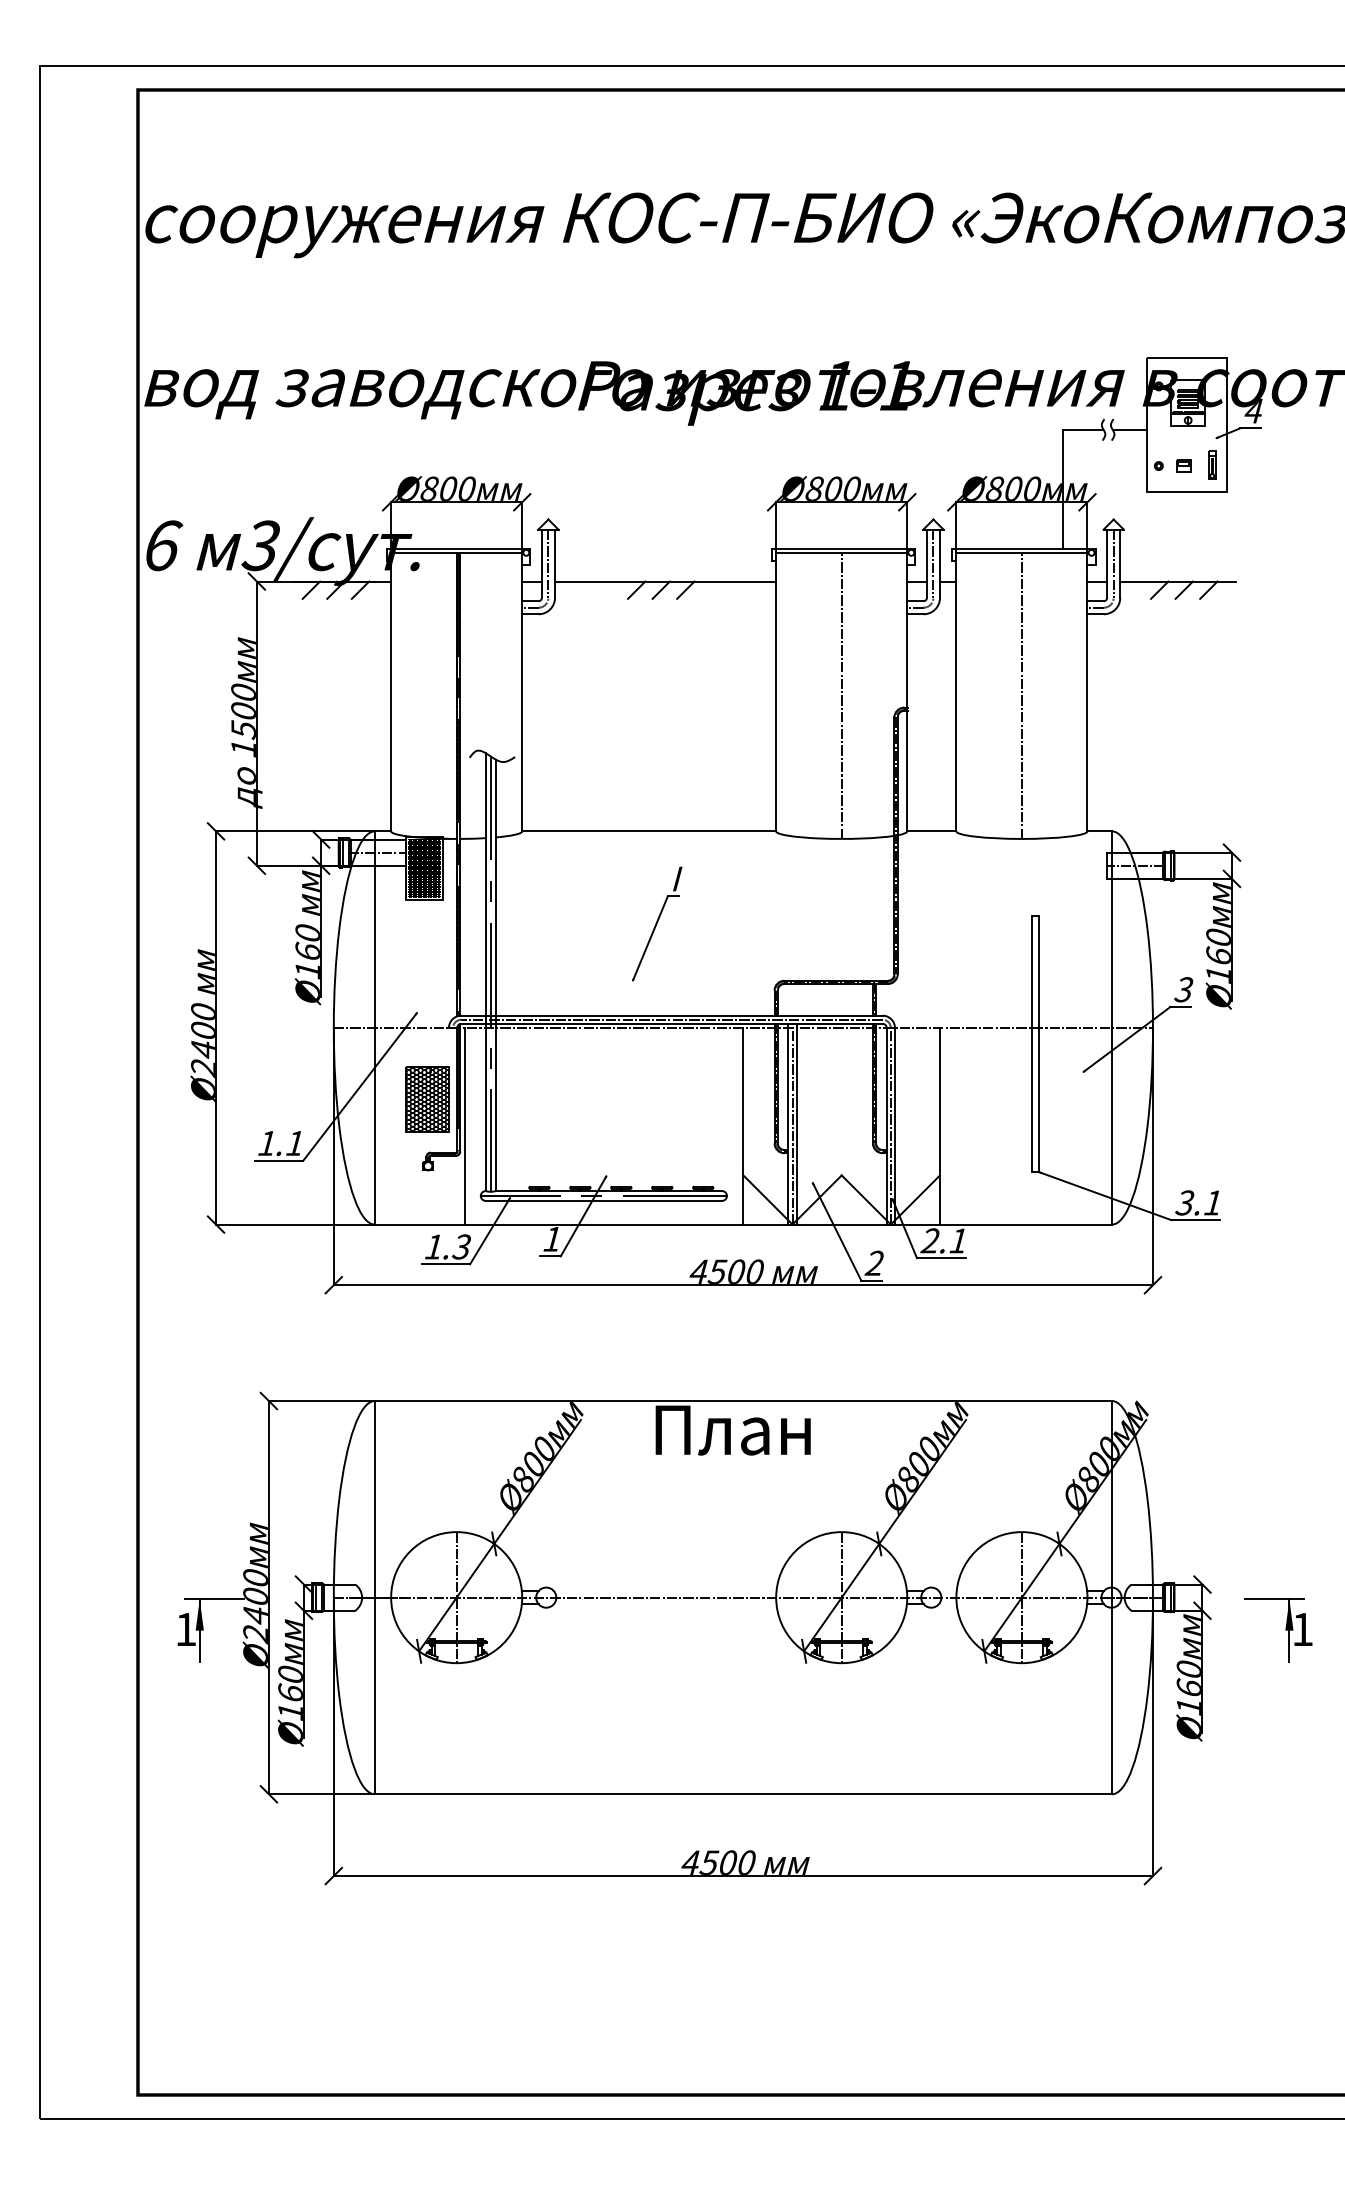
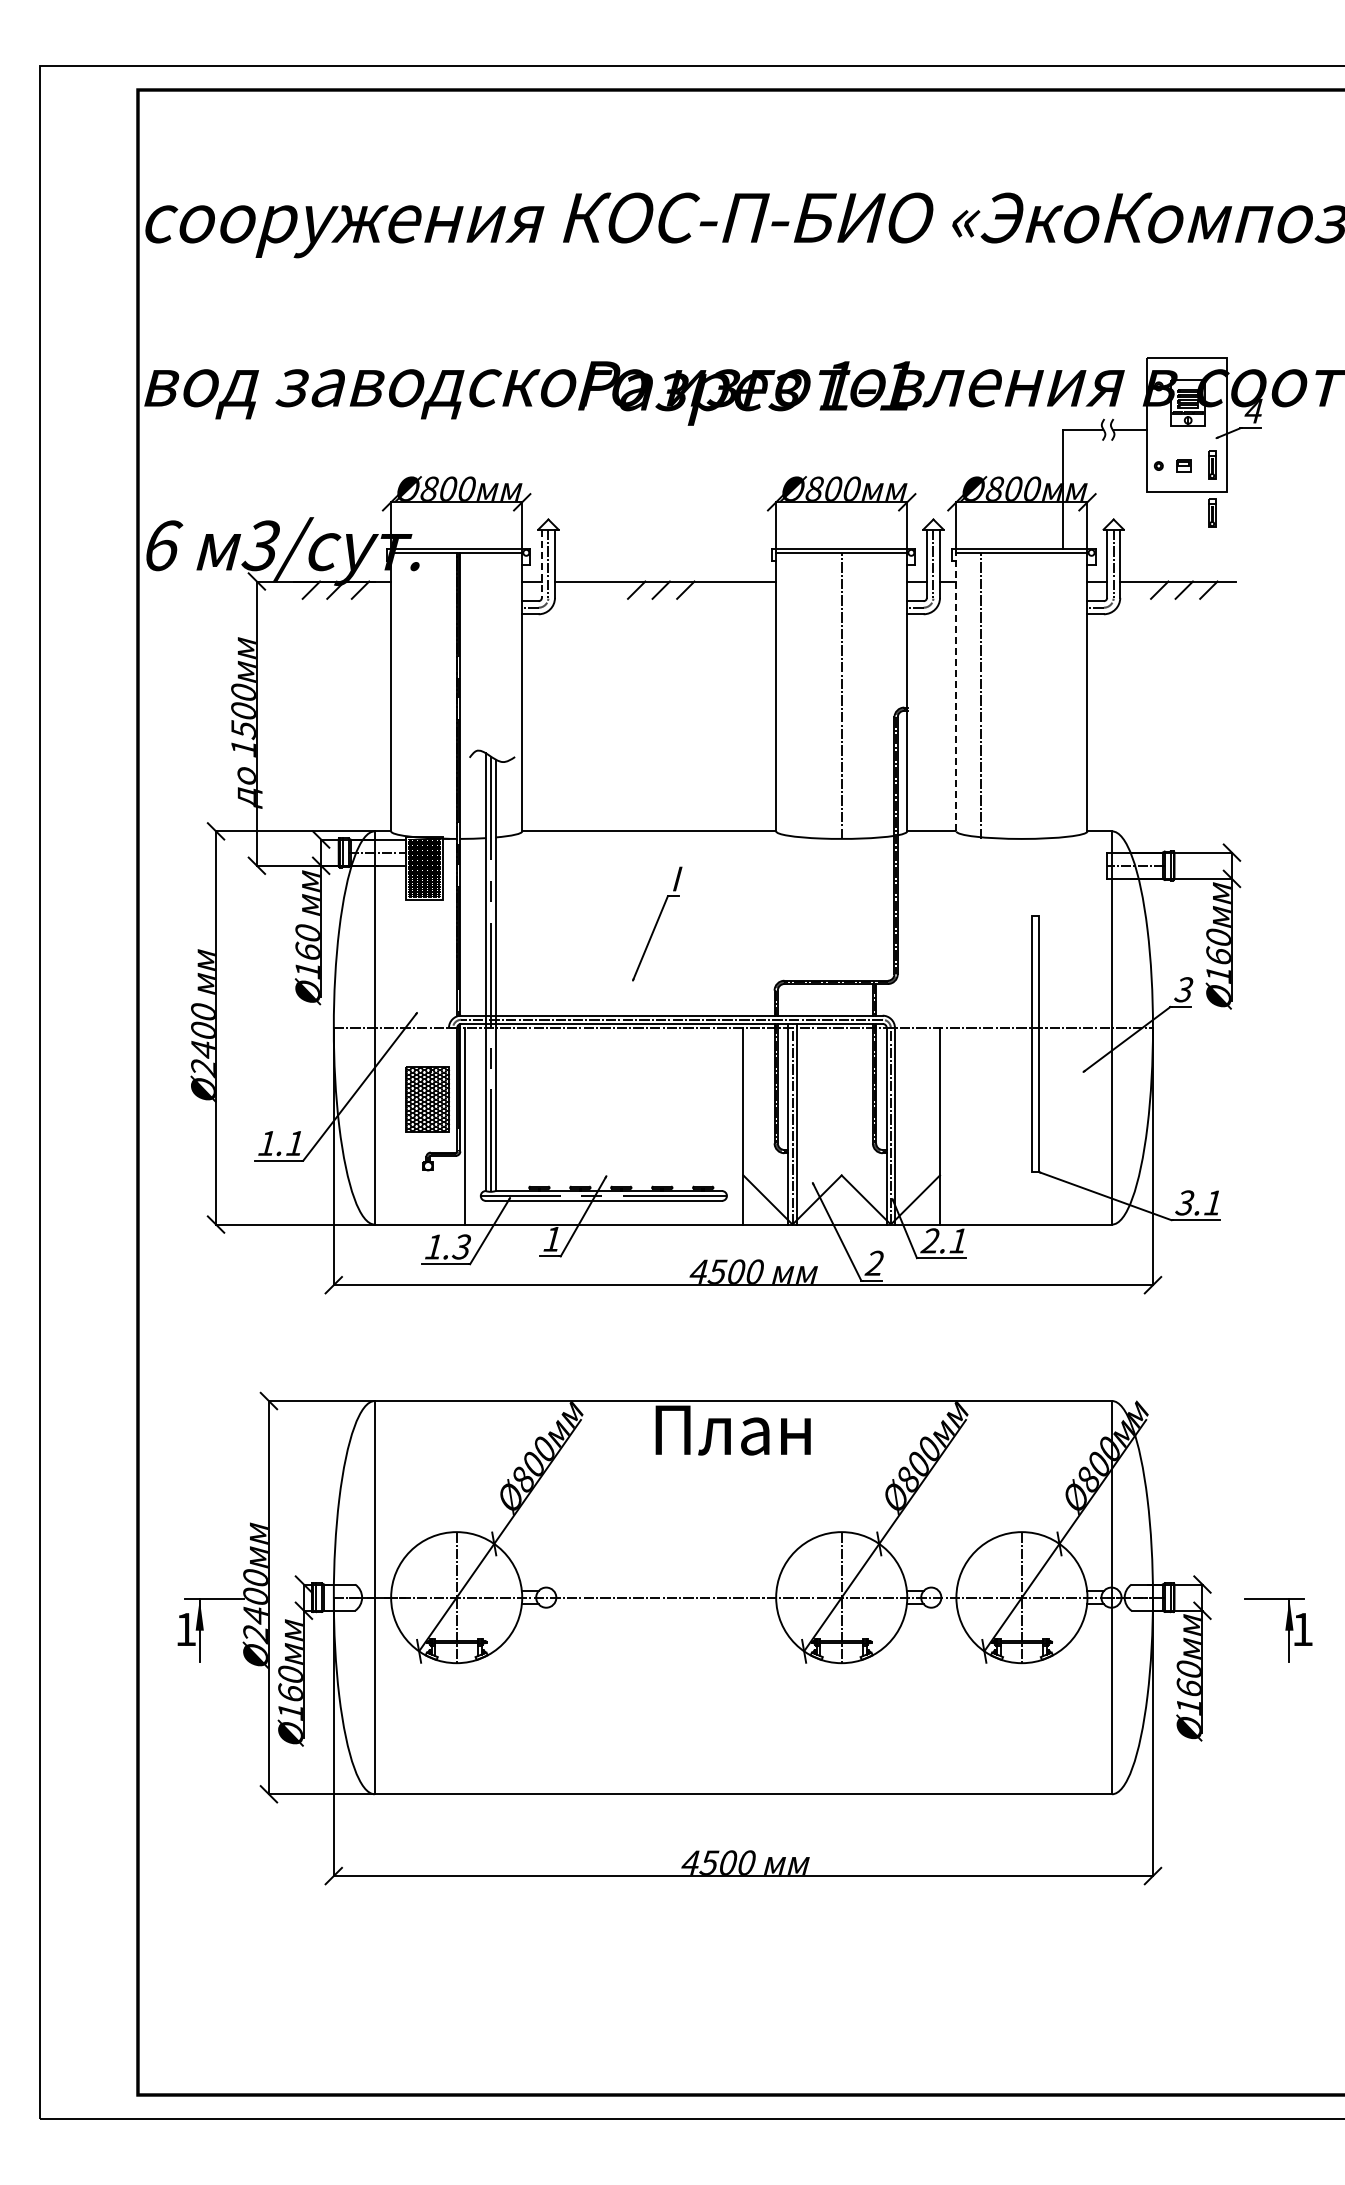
part: none -> present (1212, 512)
line: solid -> dashed (541, 564)
line: solid -> dashed (956, 691)
line position: (1021, 695) -> (980, 695) (980, 695)
